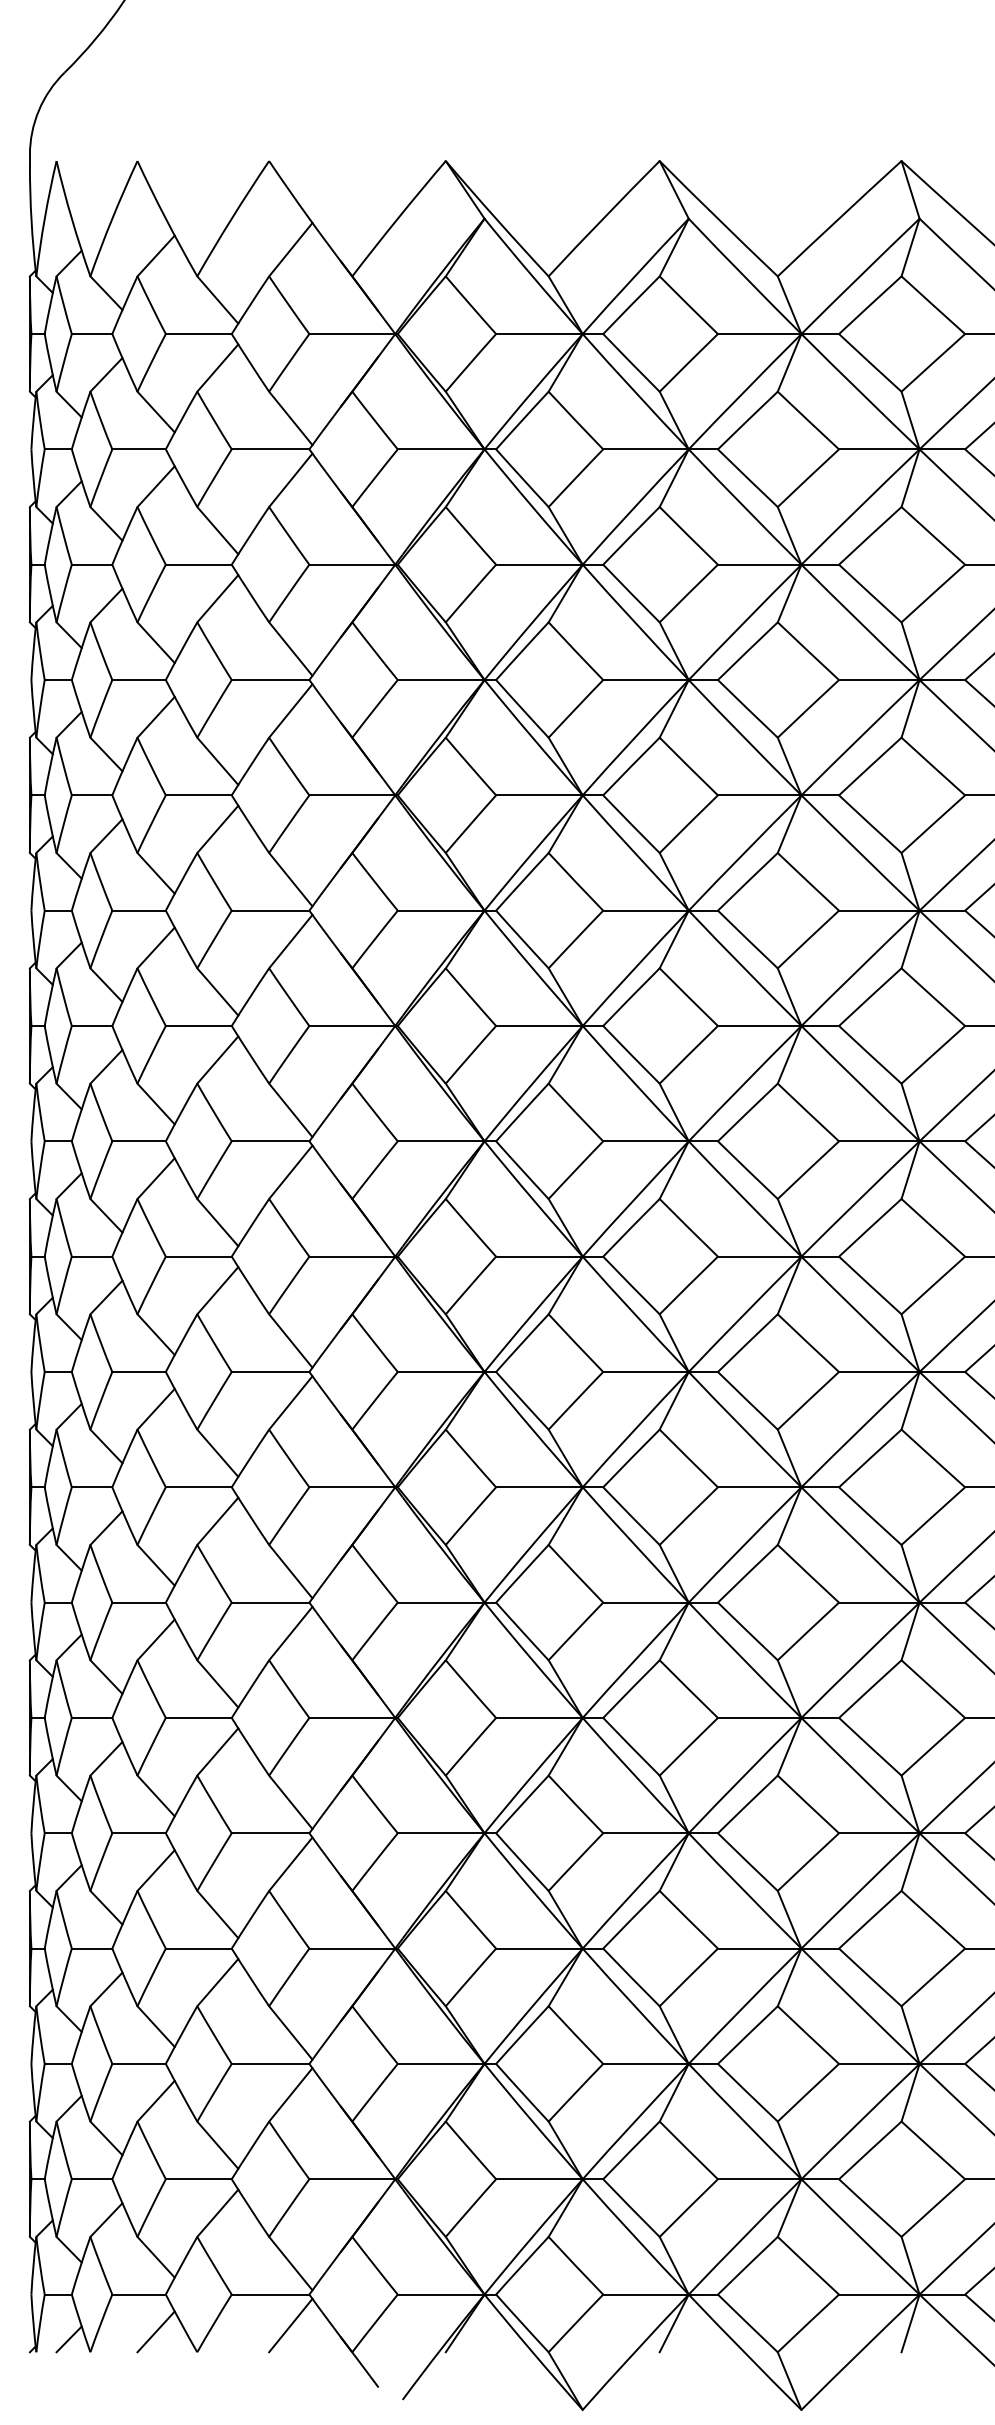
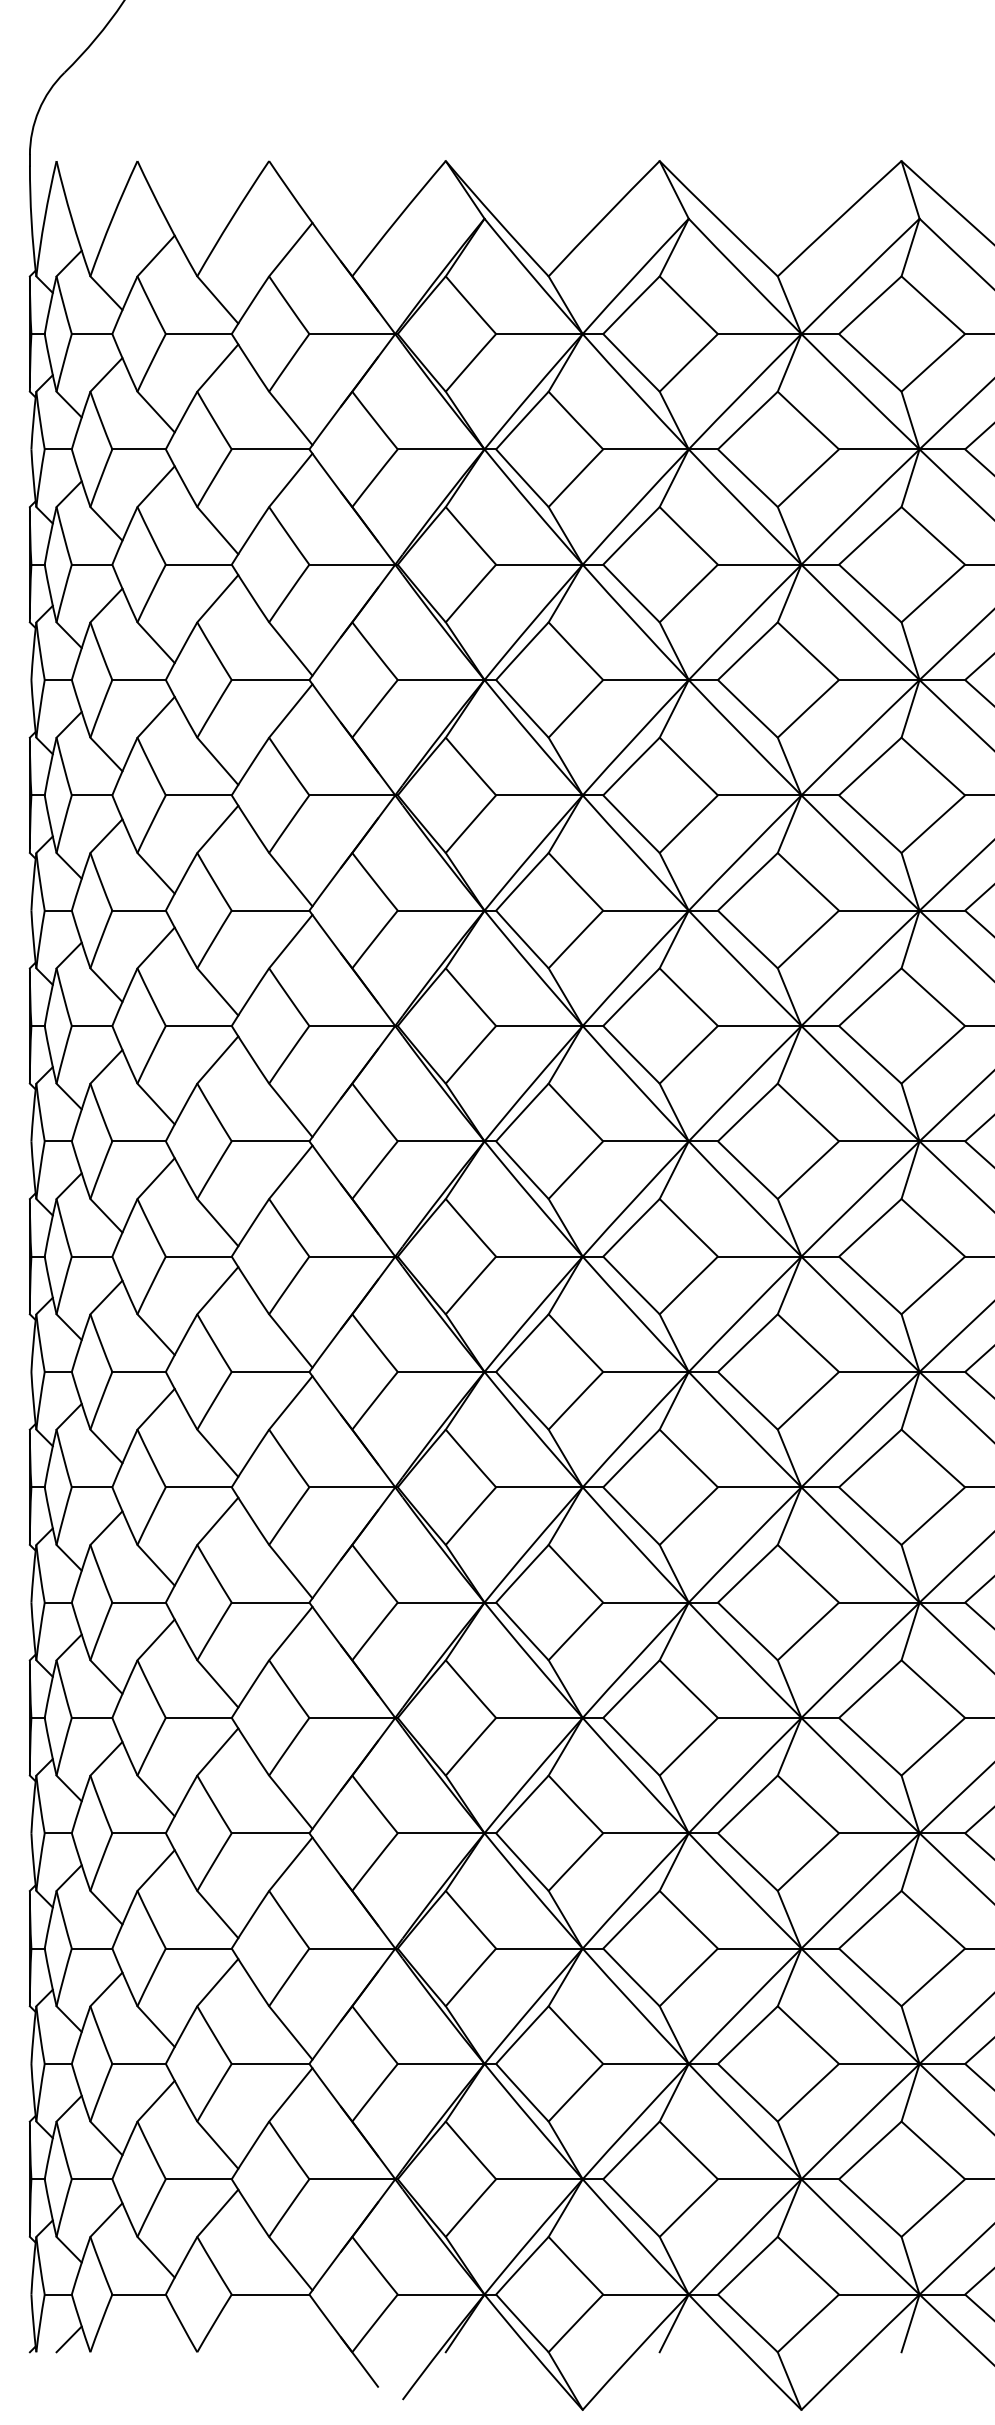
line: present -> none (290, 2325)
line: present -> none (155, 2331)
